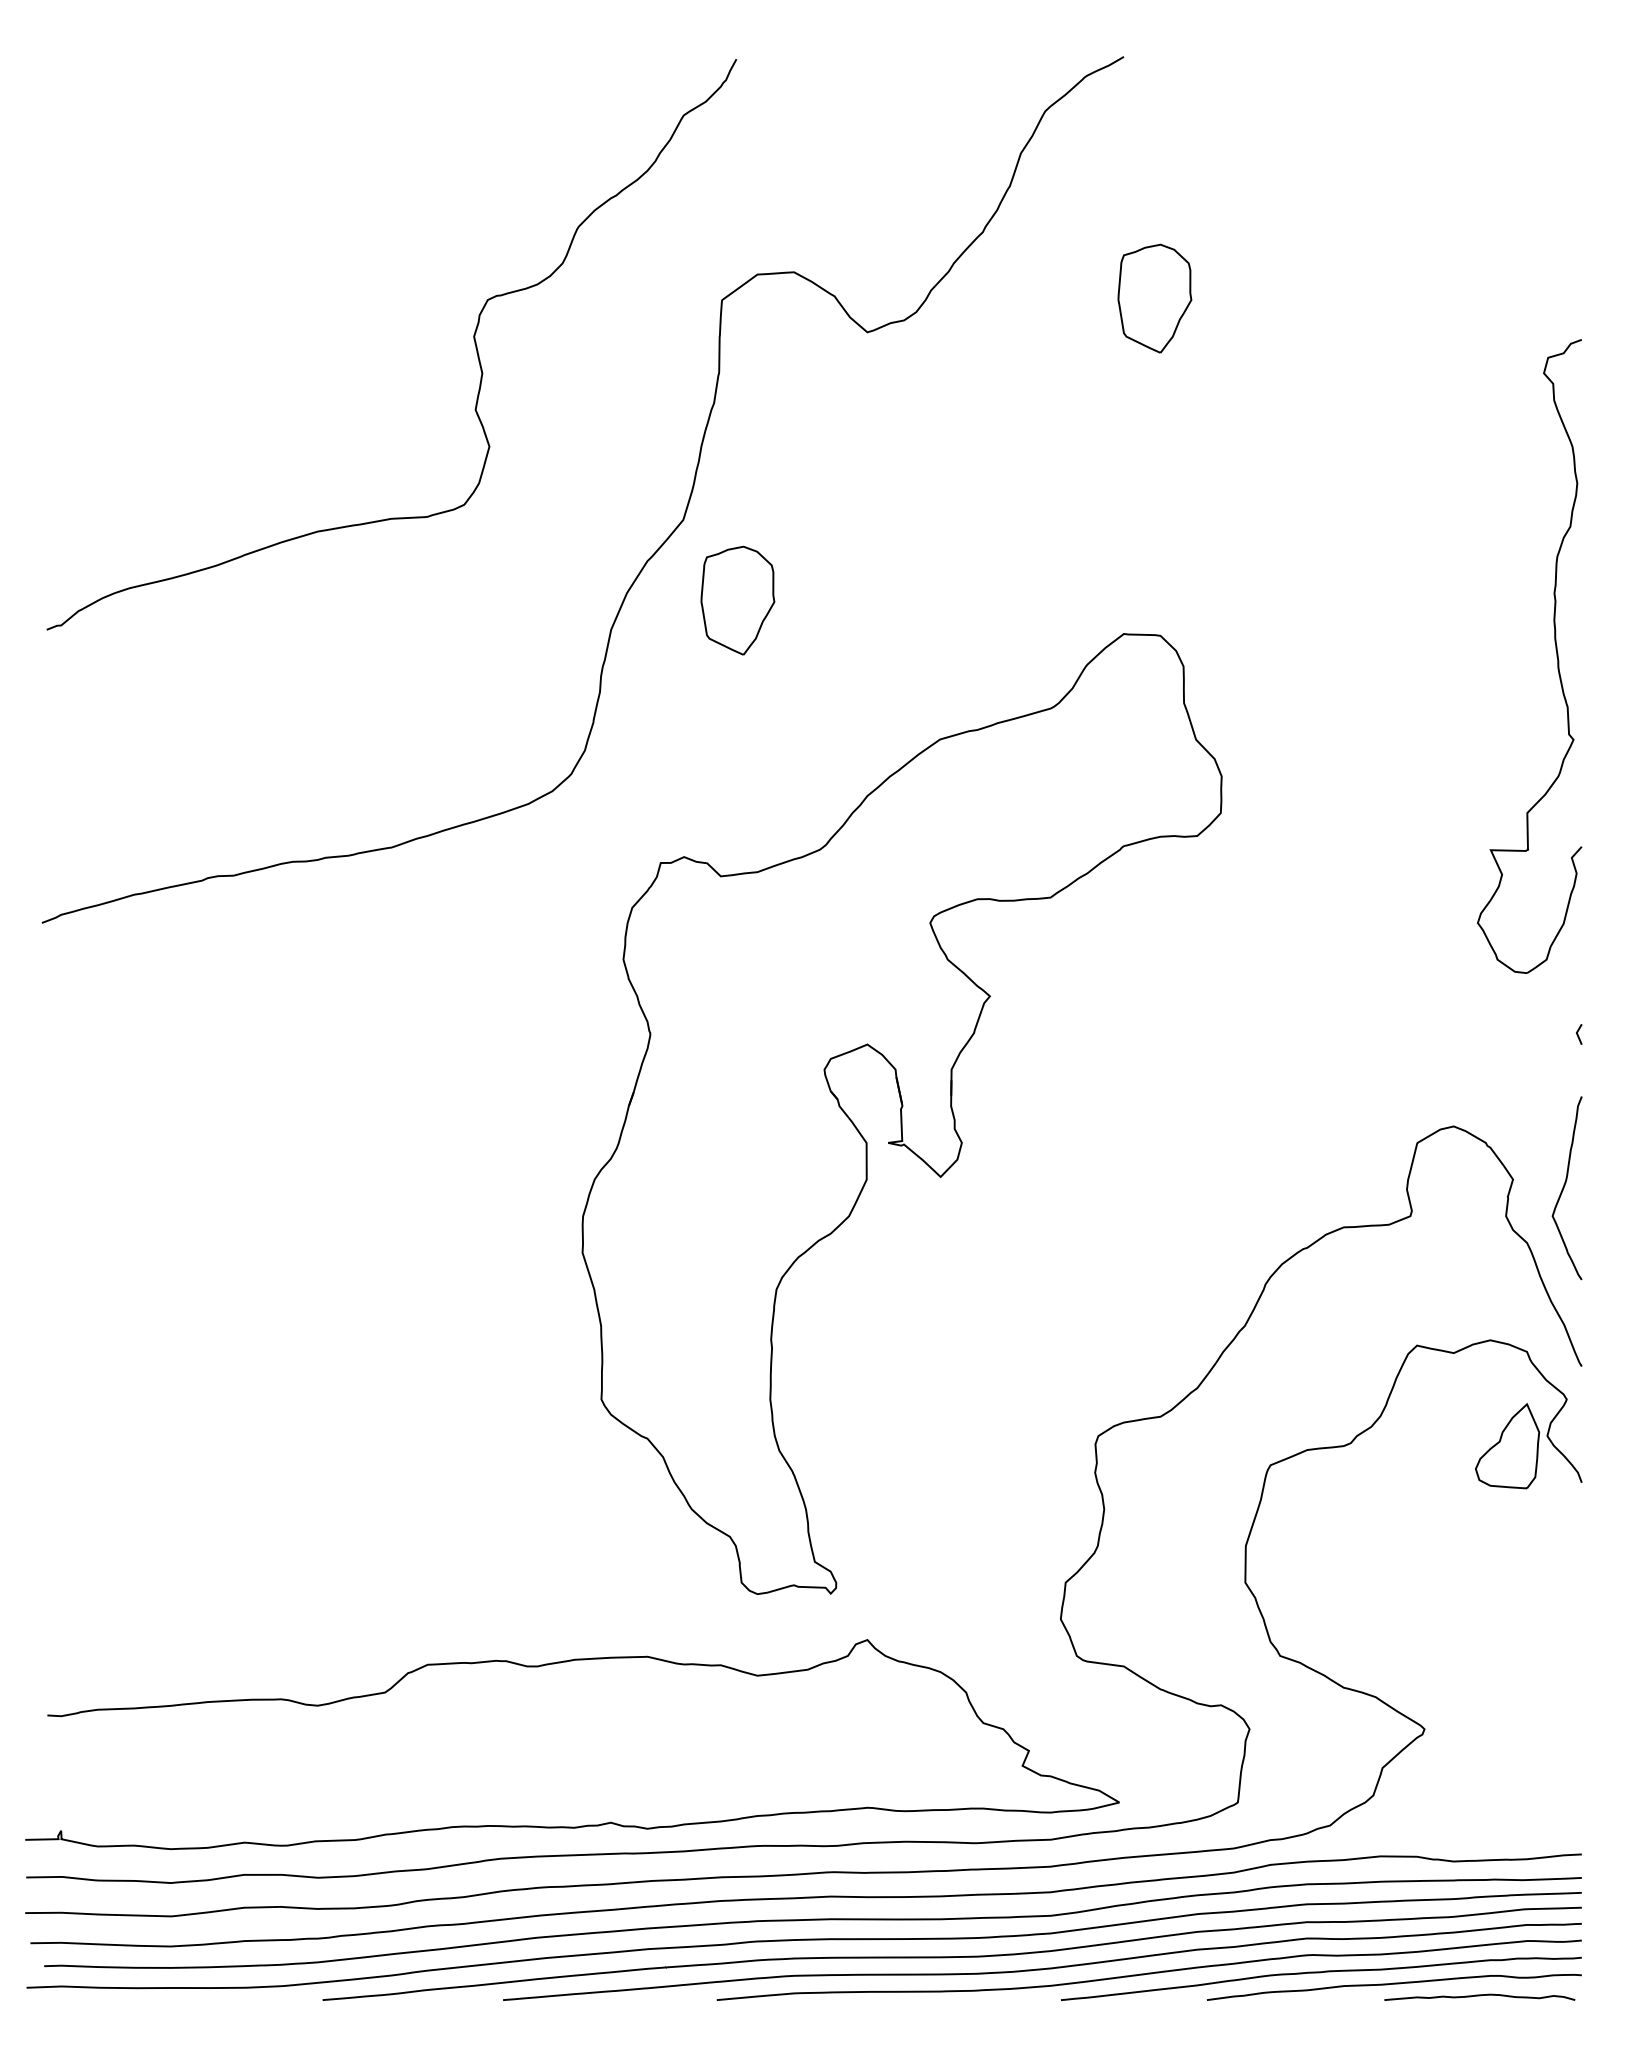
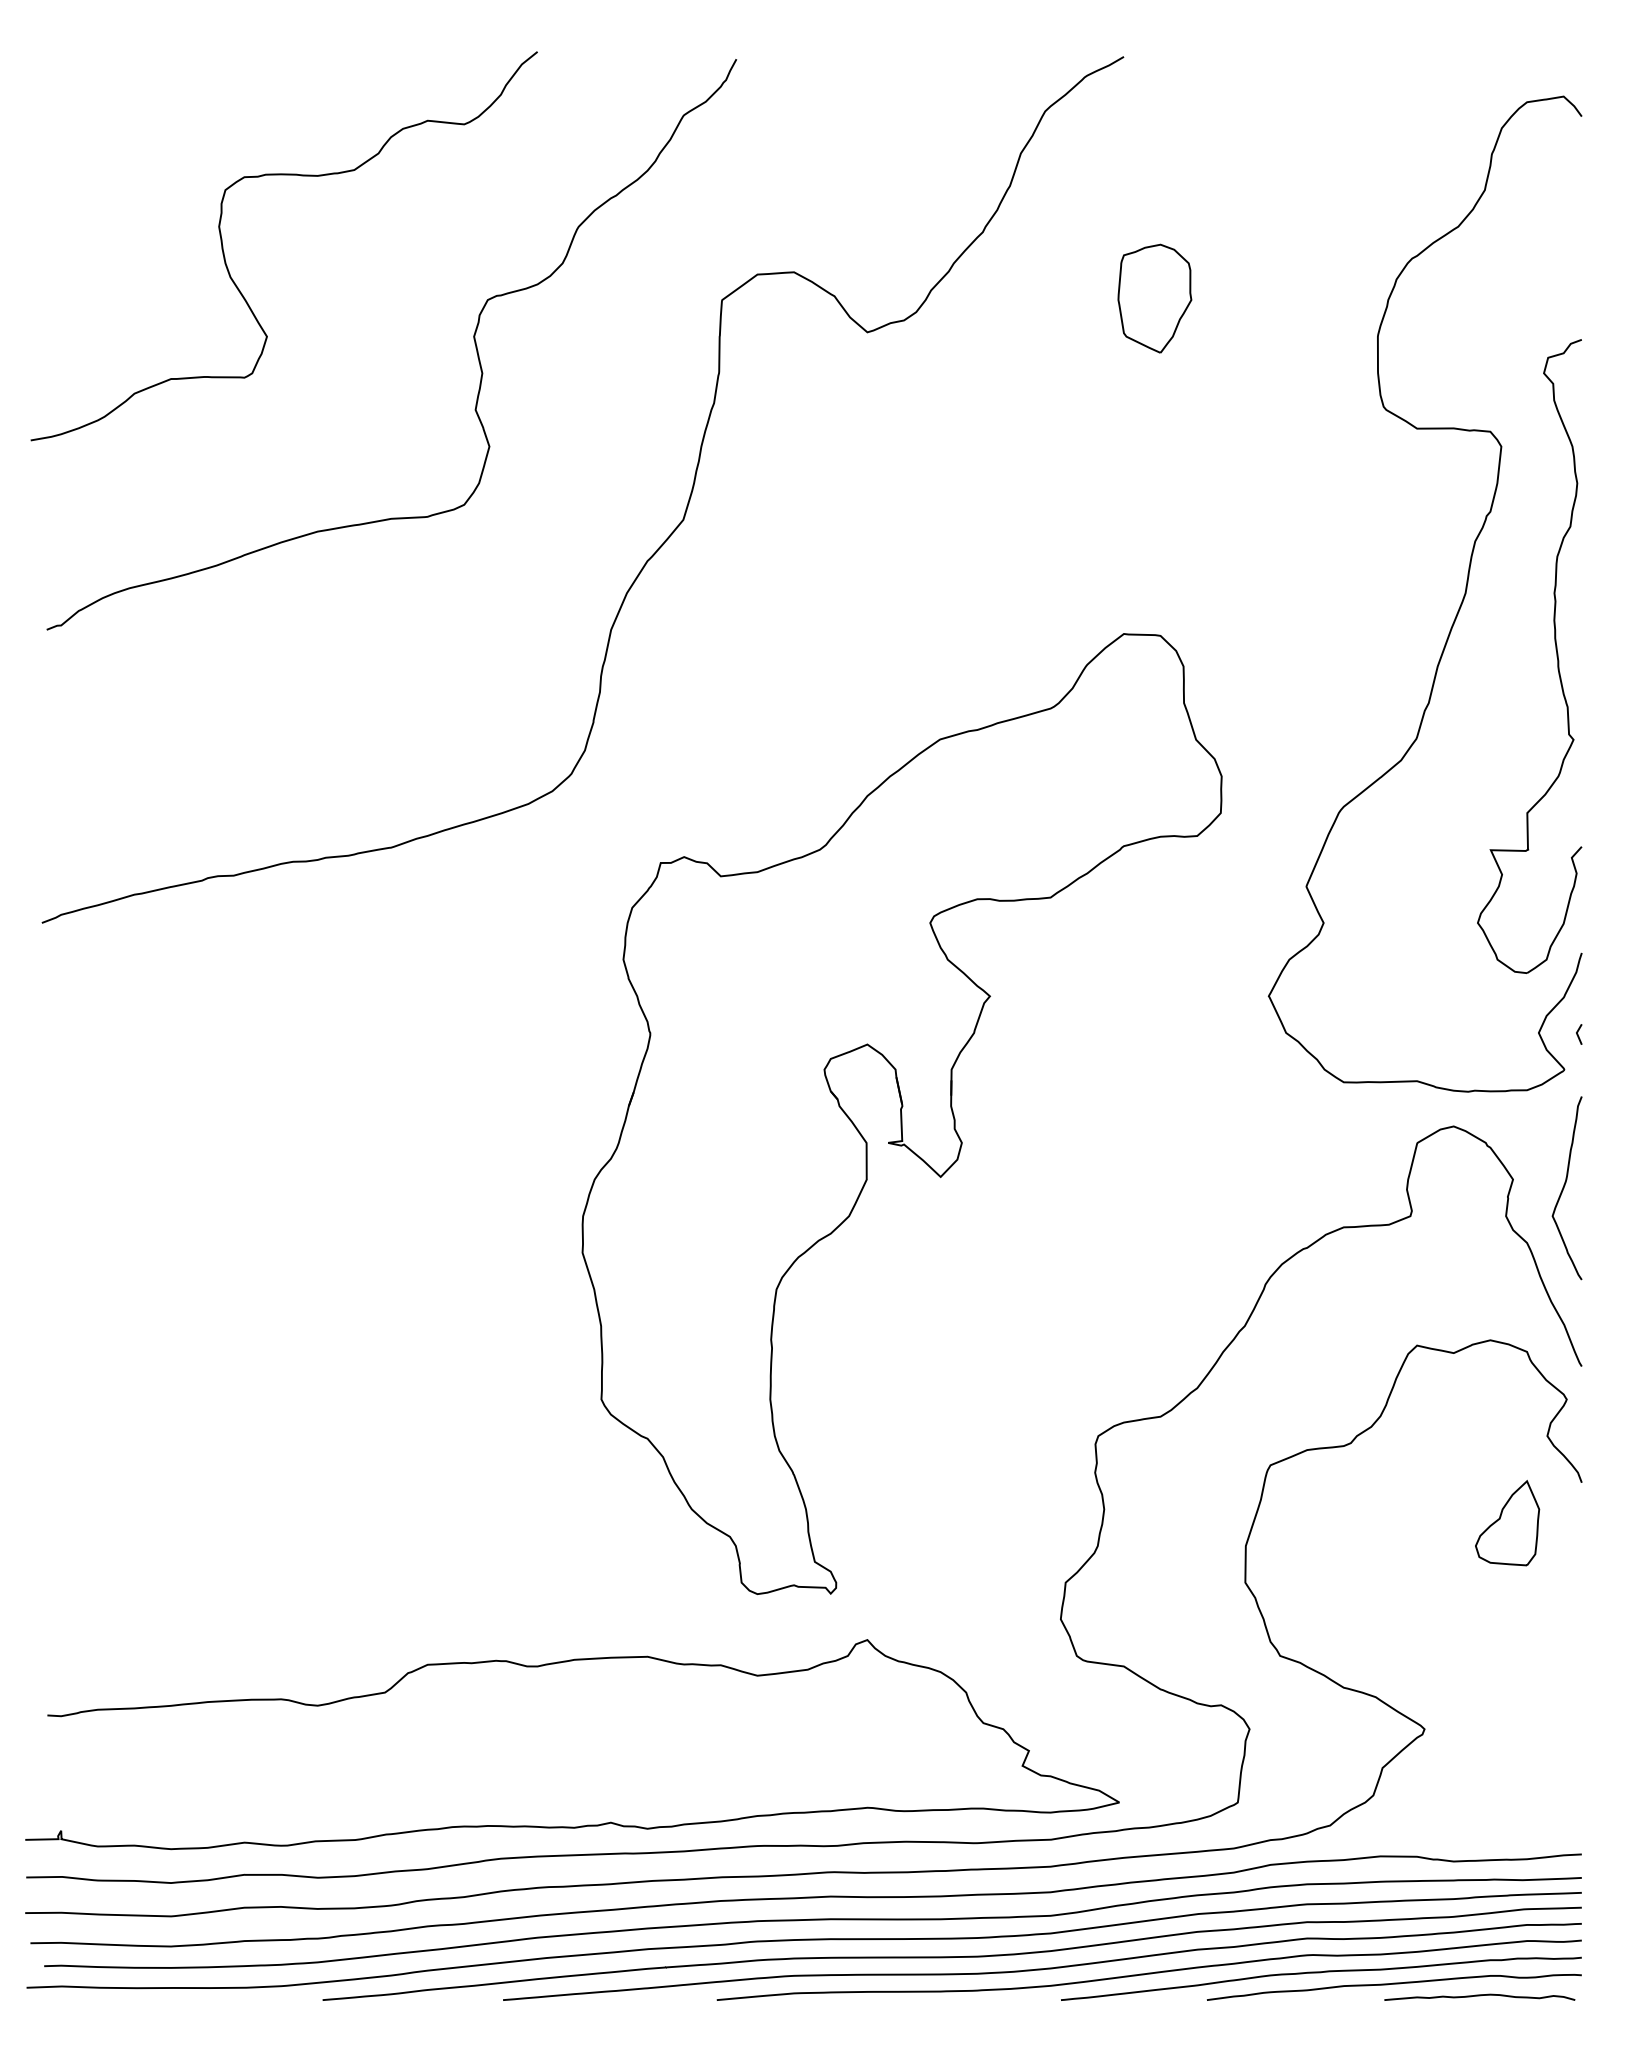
curve: none -> present (225, 257)
part: present -> none (737, 600)
part: none -> present (1458, 608)
part position: (1507, 1446) -> (1507, 1523) (1507, 1523)
